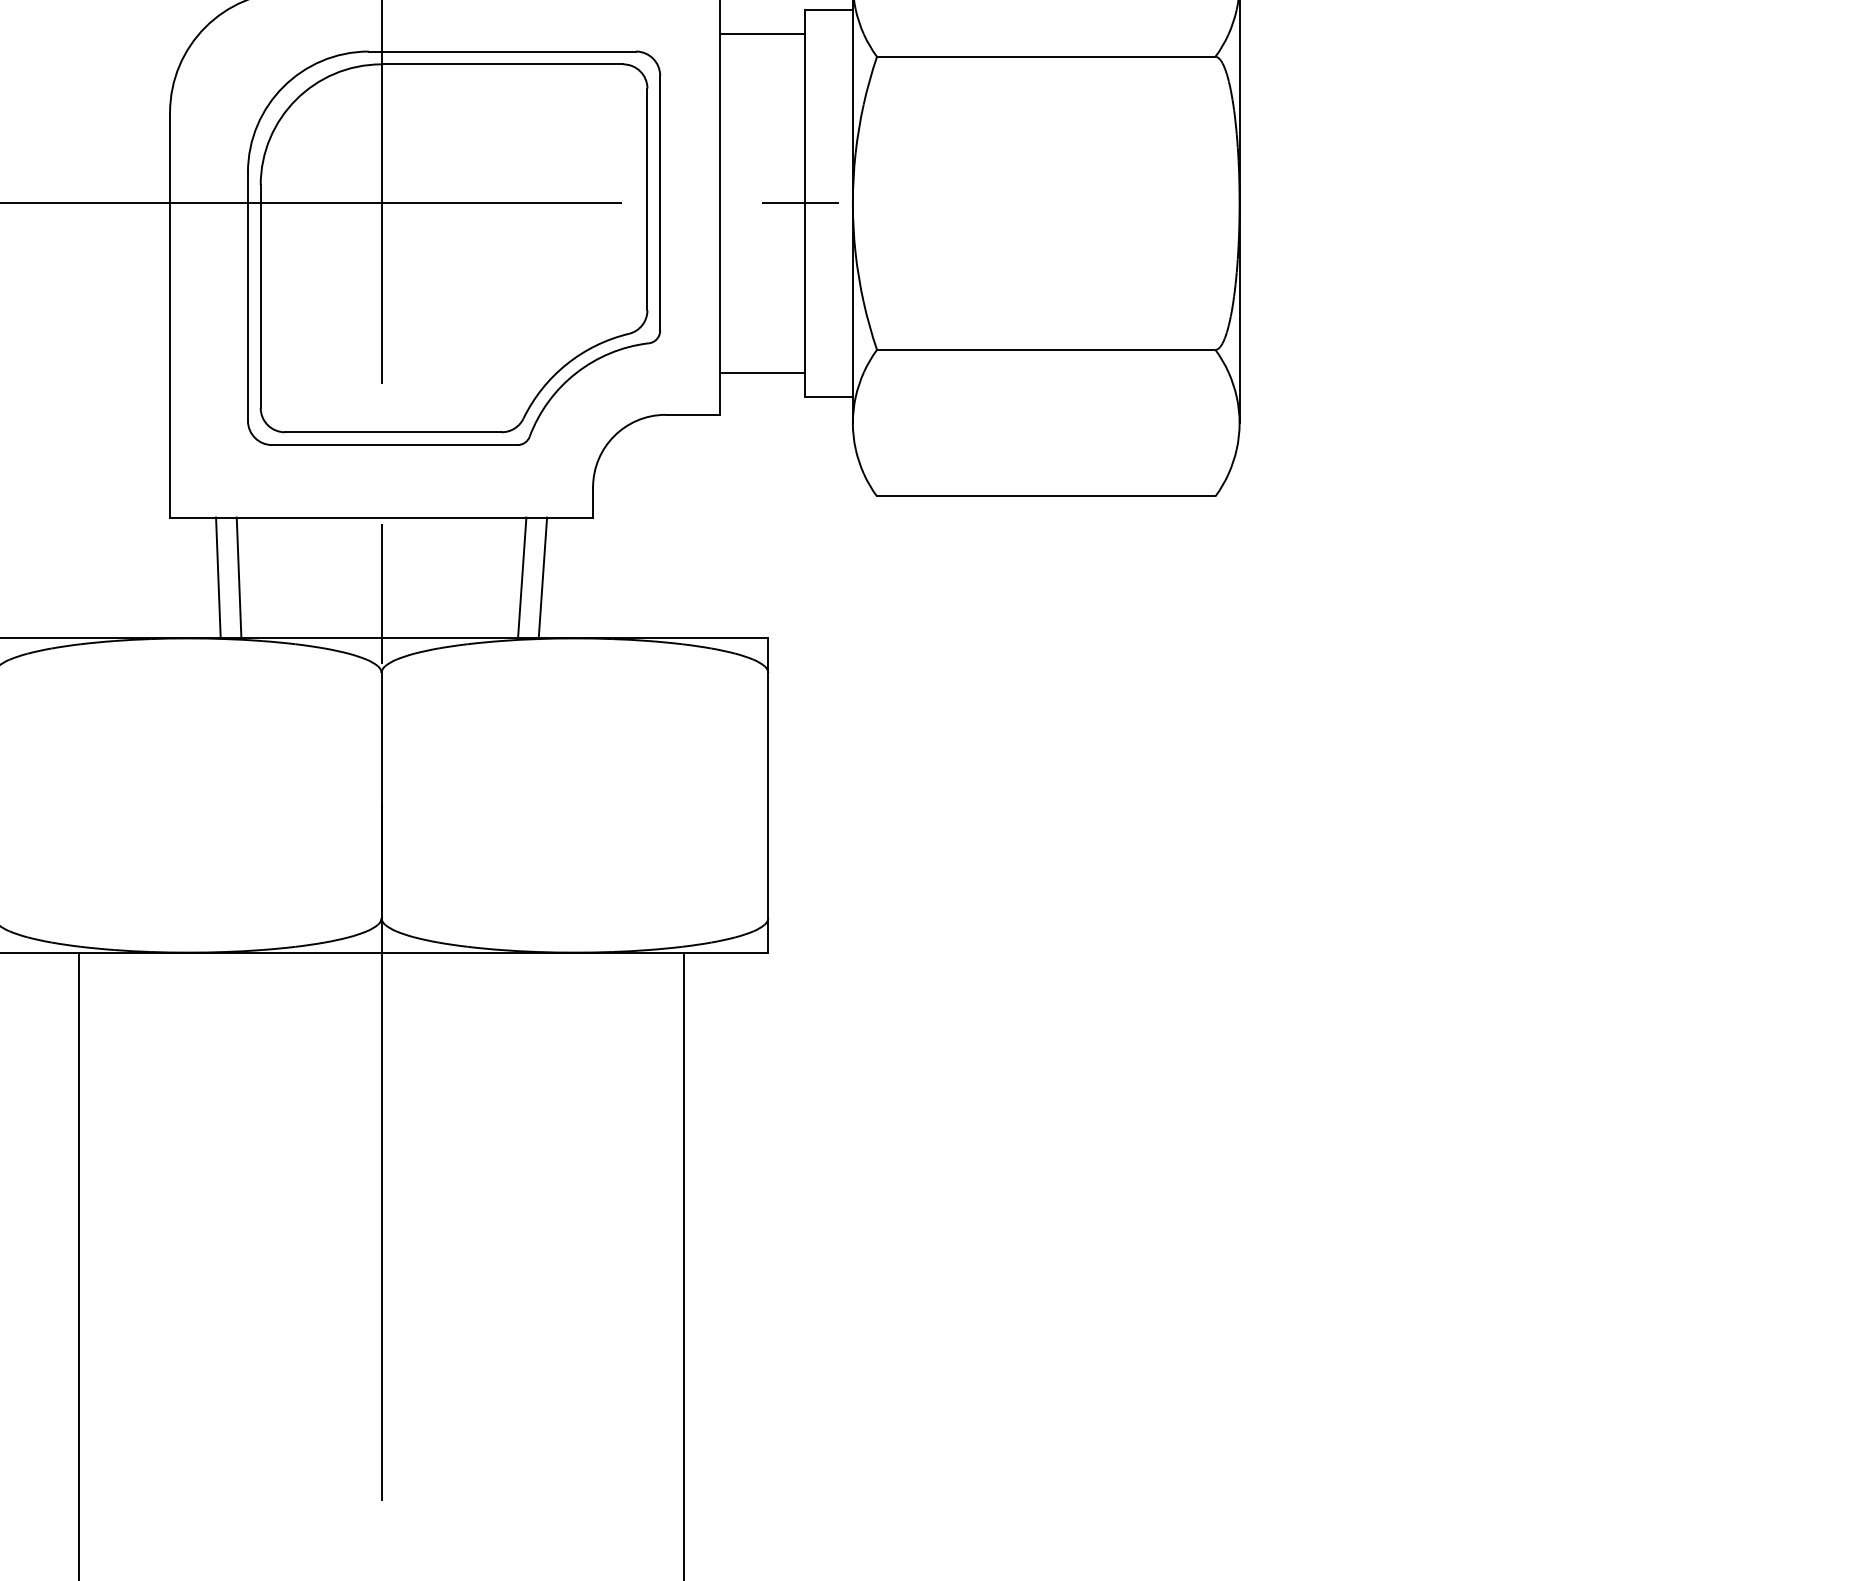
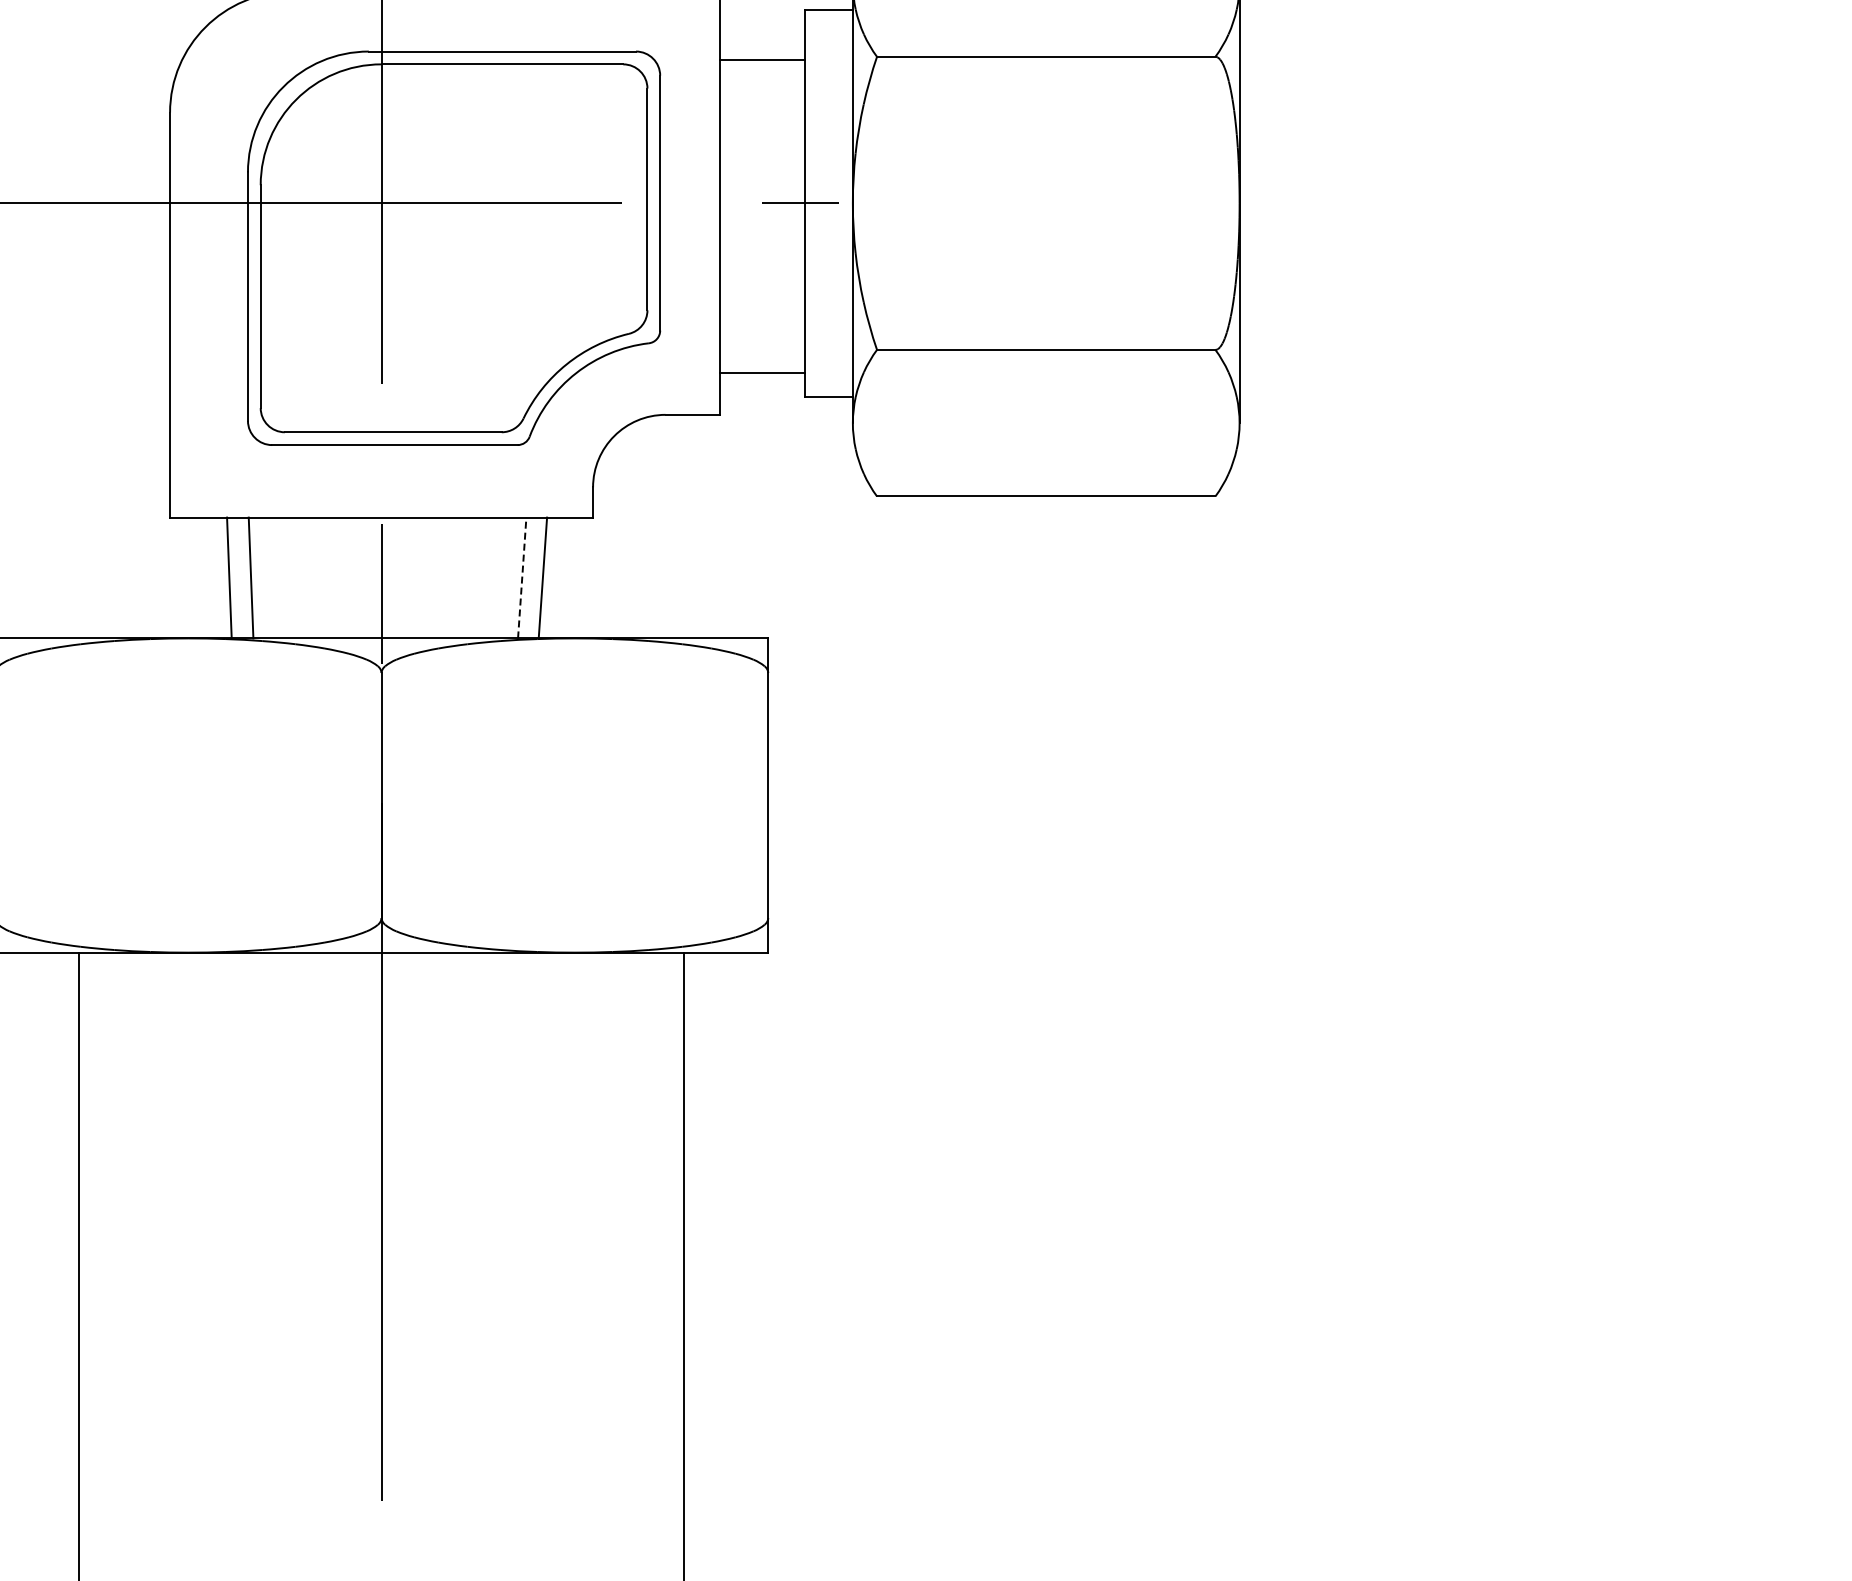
line position: (761, 34) -> (761, 60) (761, 60)
line position: (218, 577) -> (229, 577) (229, 577)
line position: (238, 577) -> (250, 577) (250, 577)
line: solid -> dashed (522, 578)
